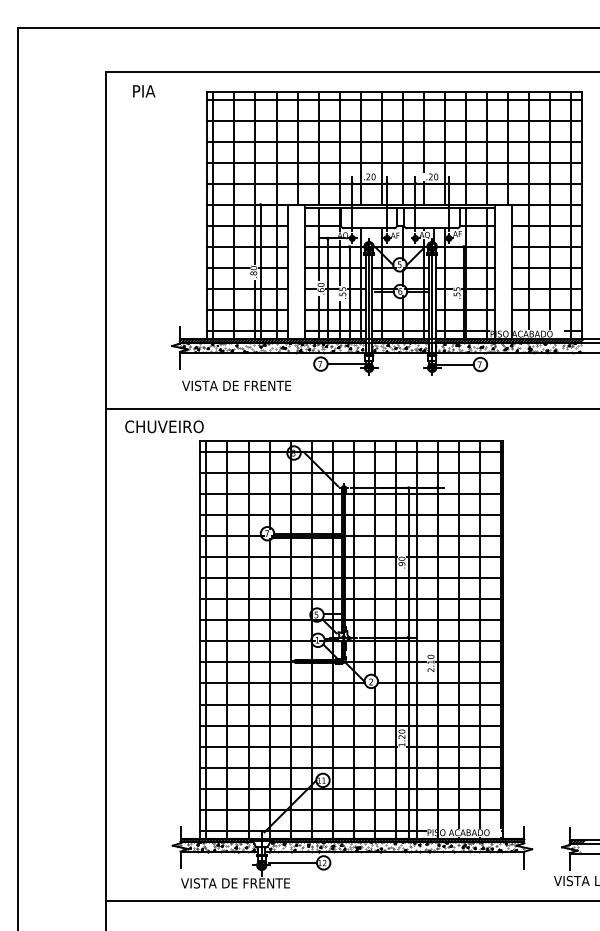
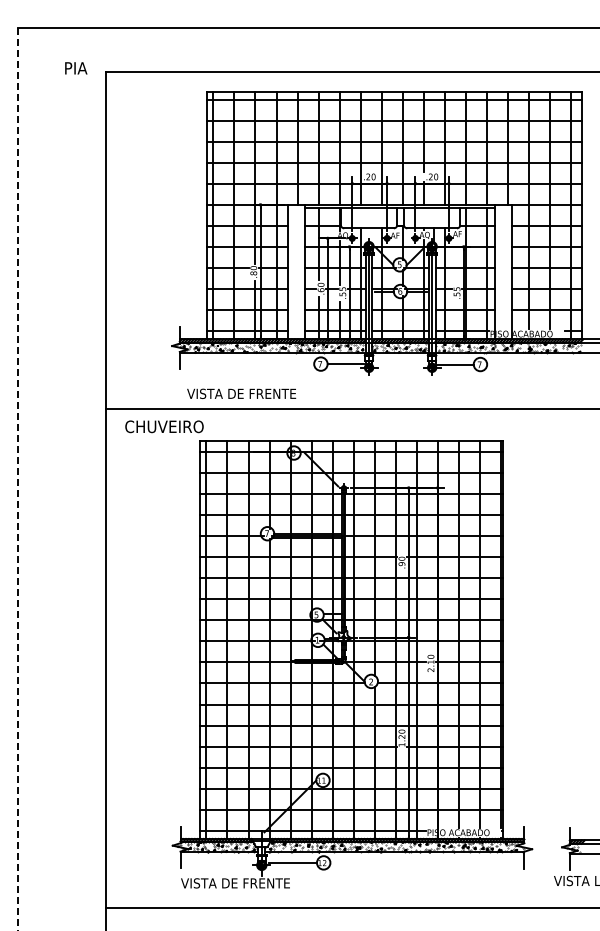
text position: (144, 91) -> (76, 68) (76, 68)
text position: (236, 385) -> (241, 393) (241, 393)
line: solid -> dashed (18, 479)
line position: (350, 901) -> (350, 908) (350, 908)
